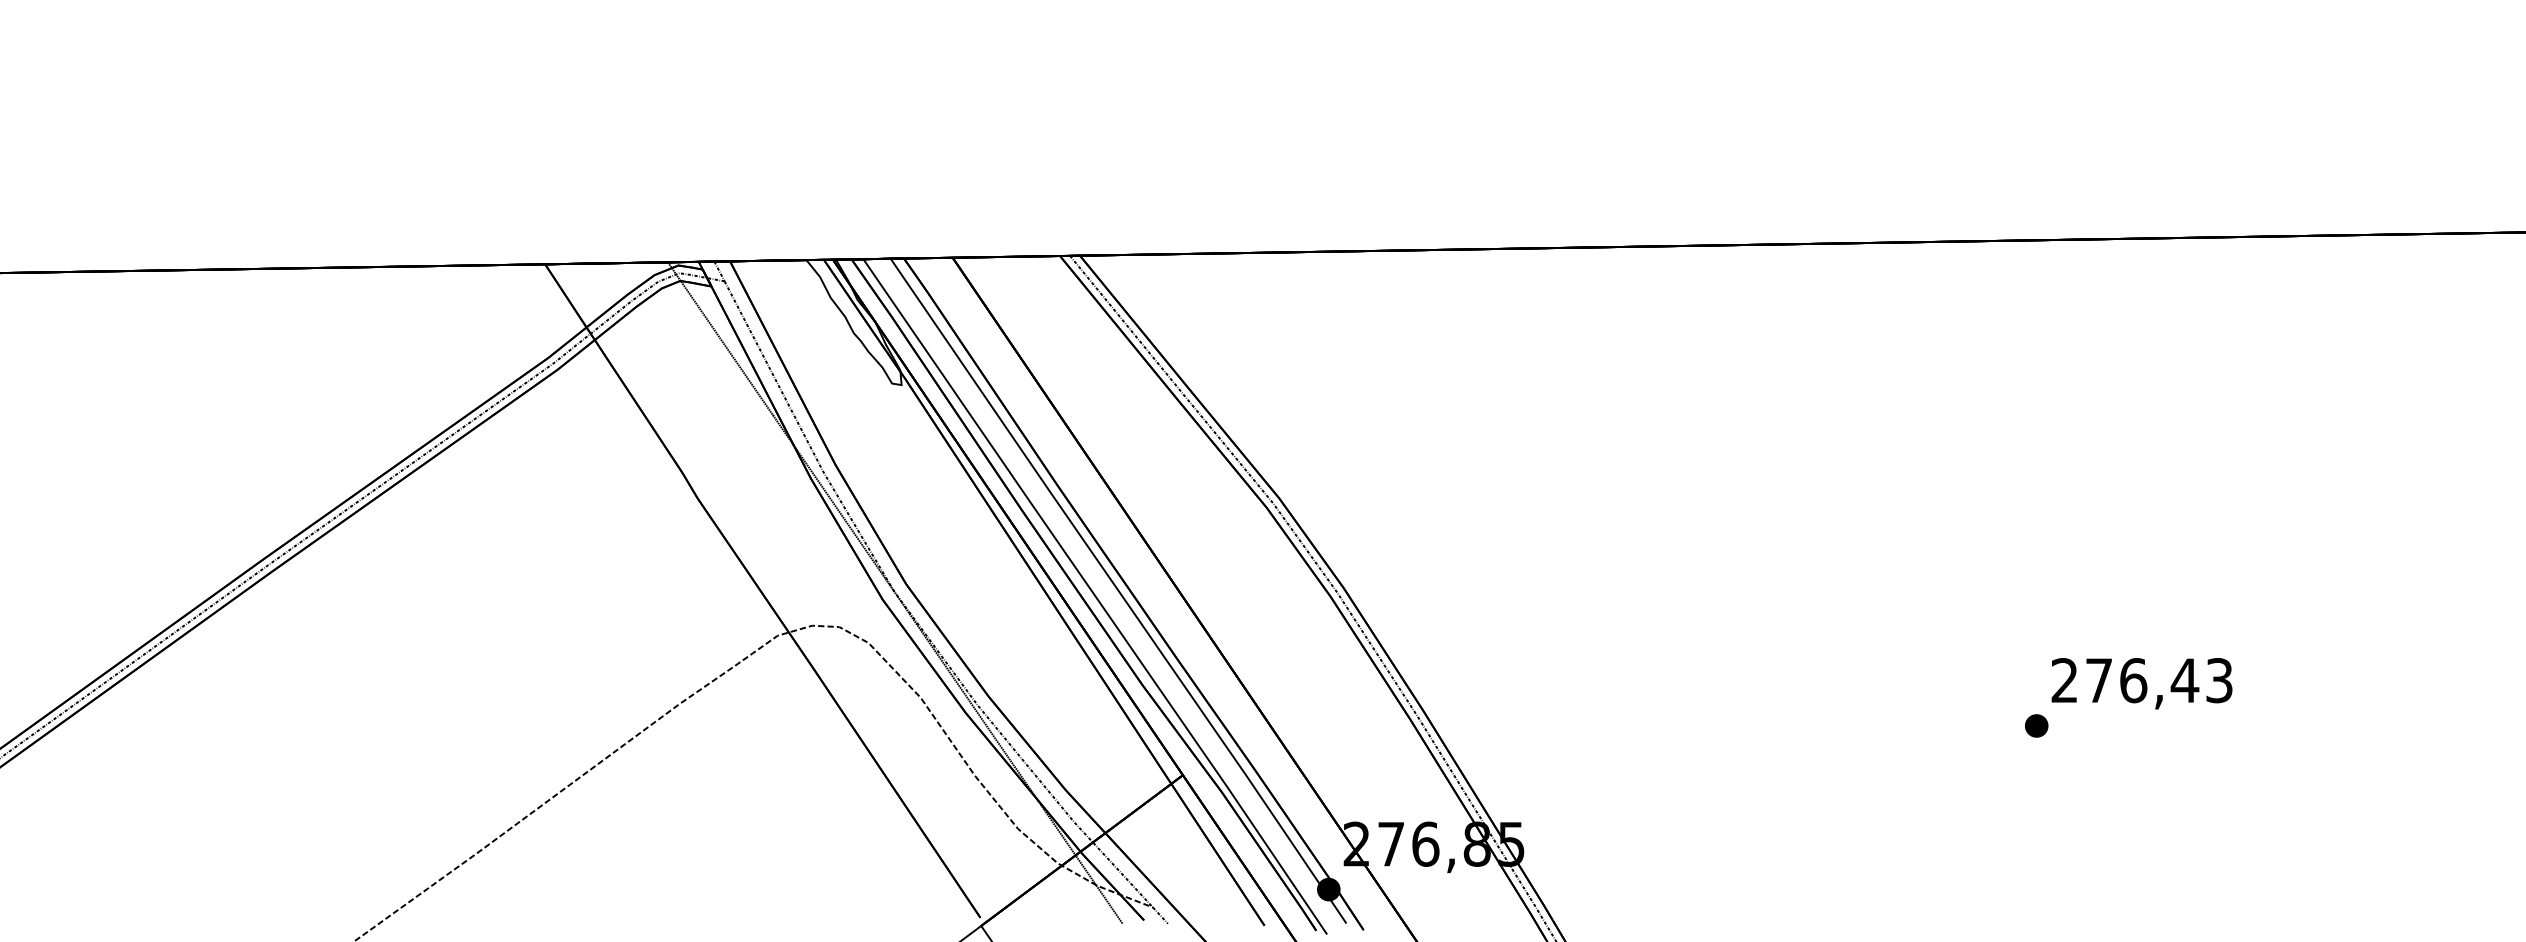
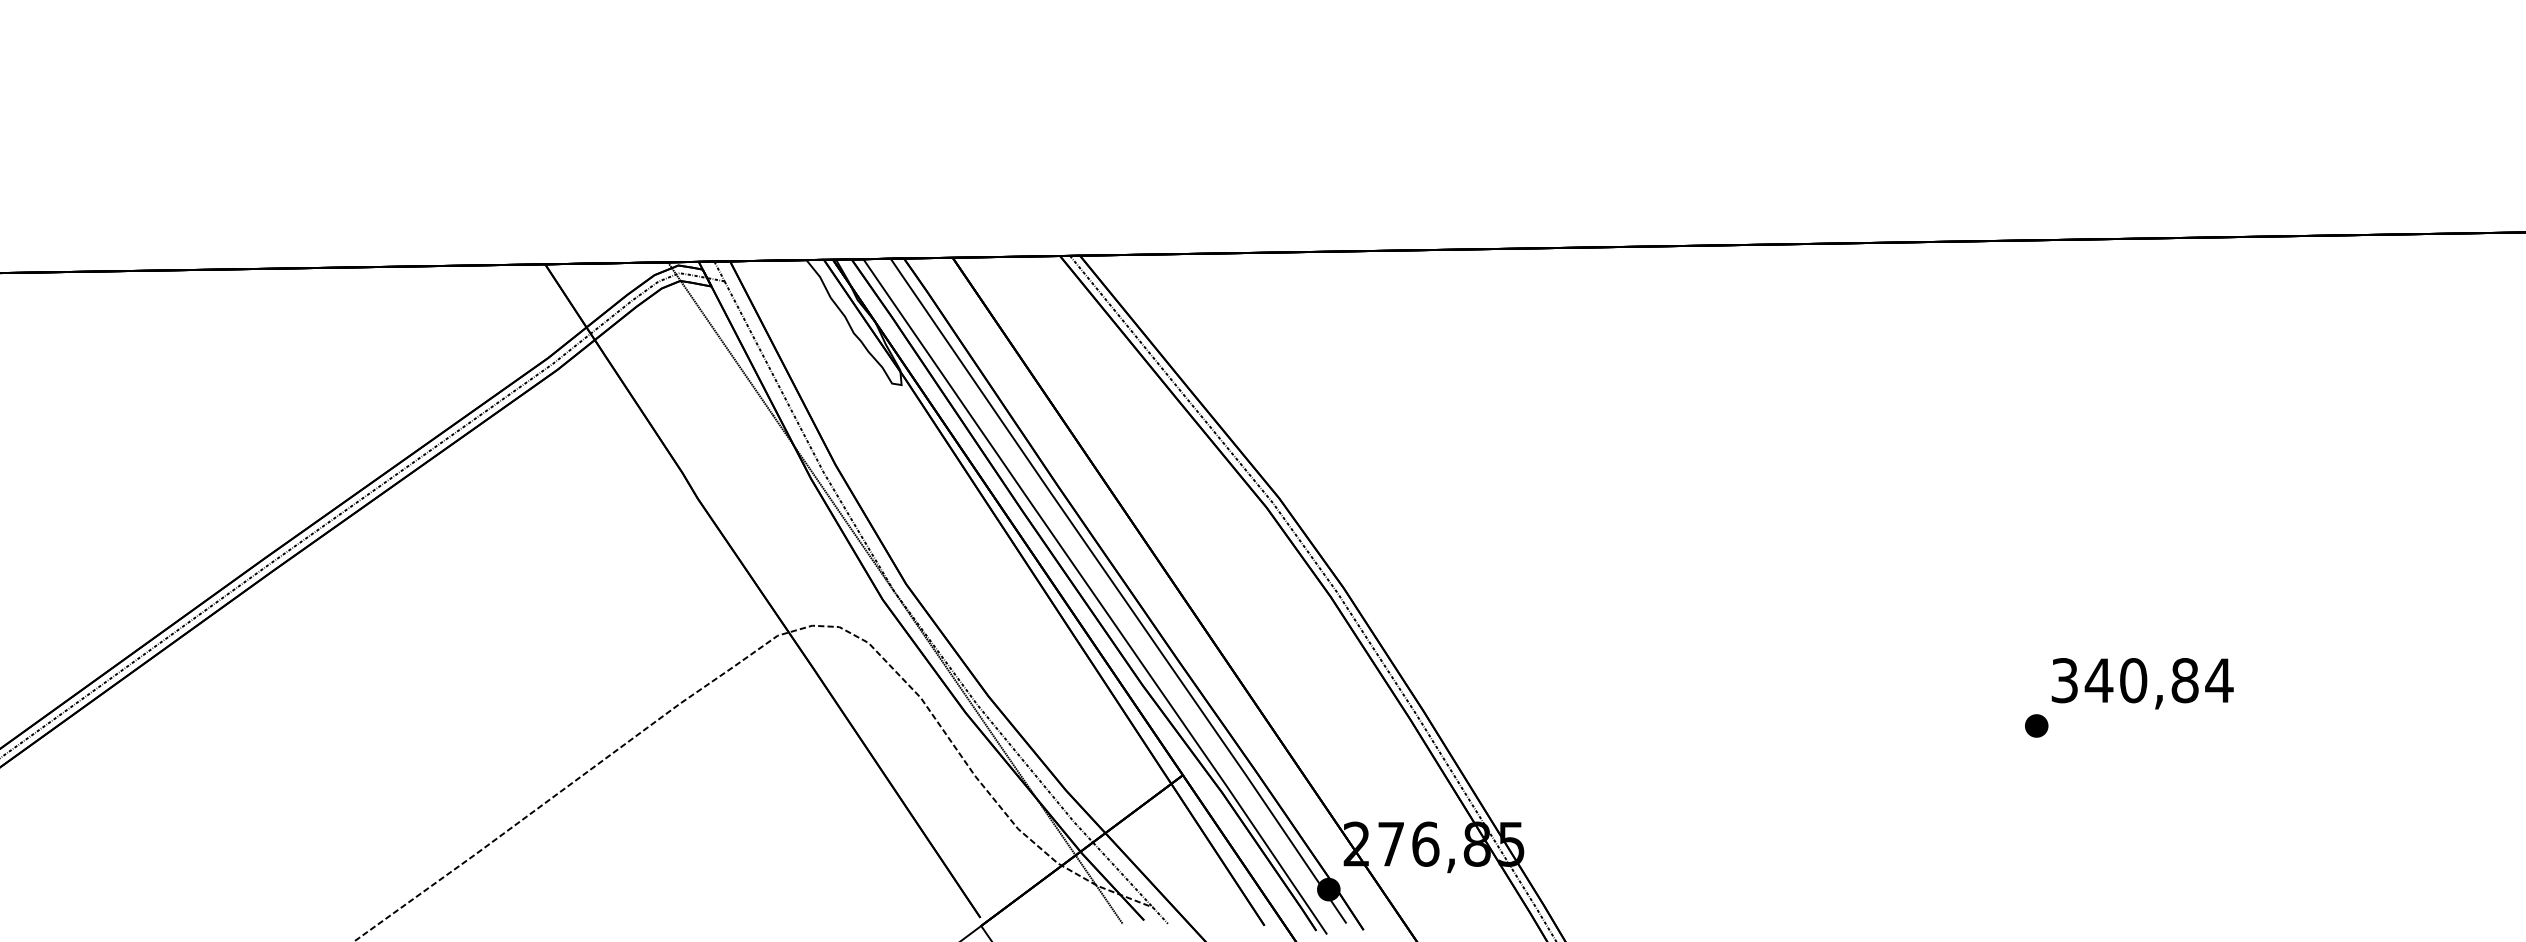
text: 276,43 -> 340,84 (2142, 680)
